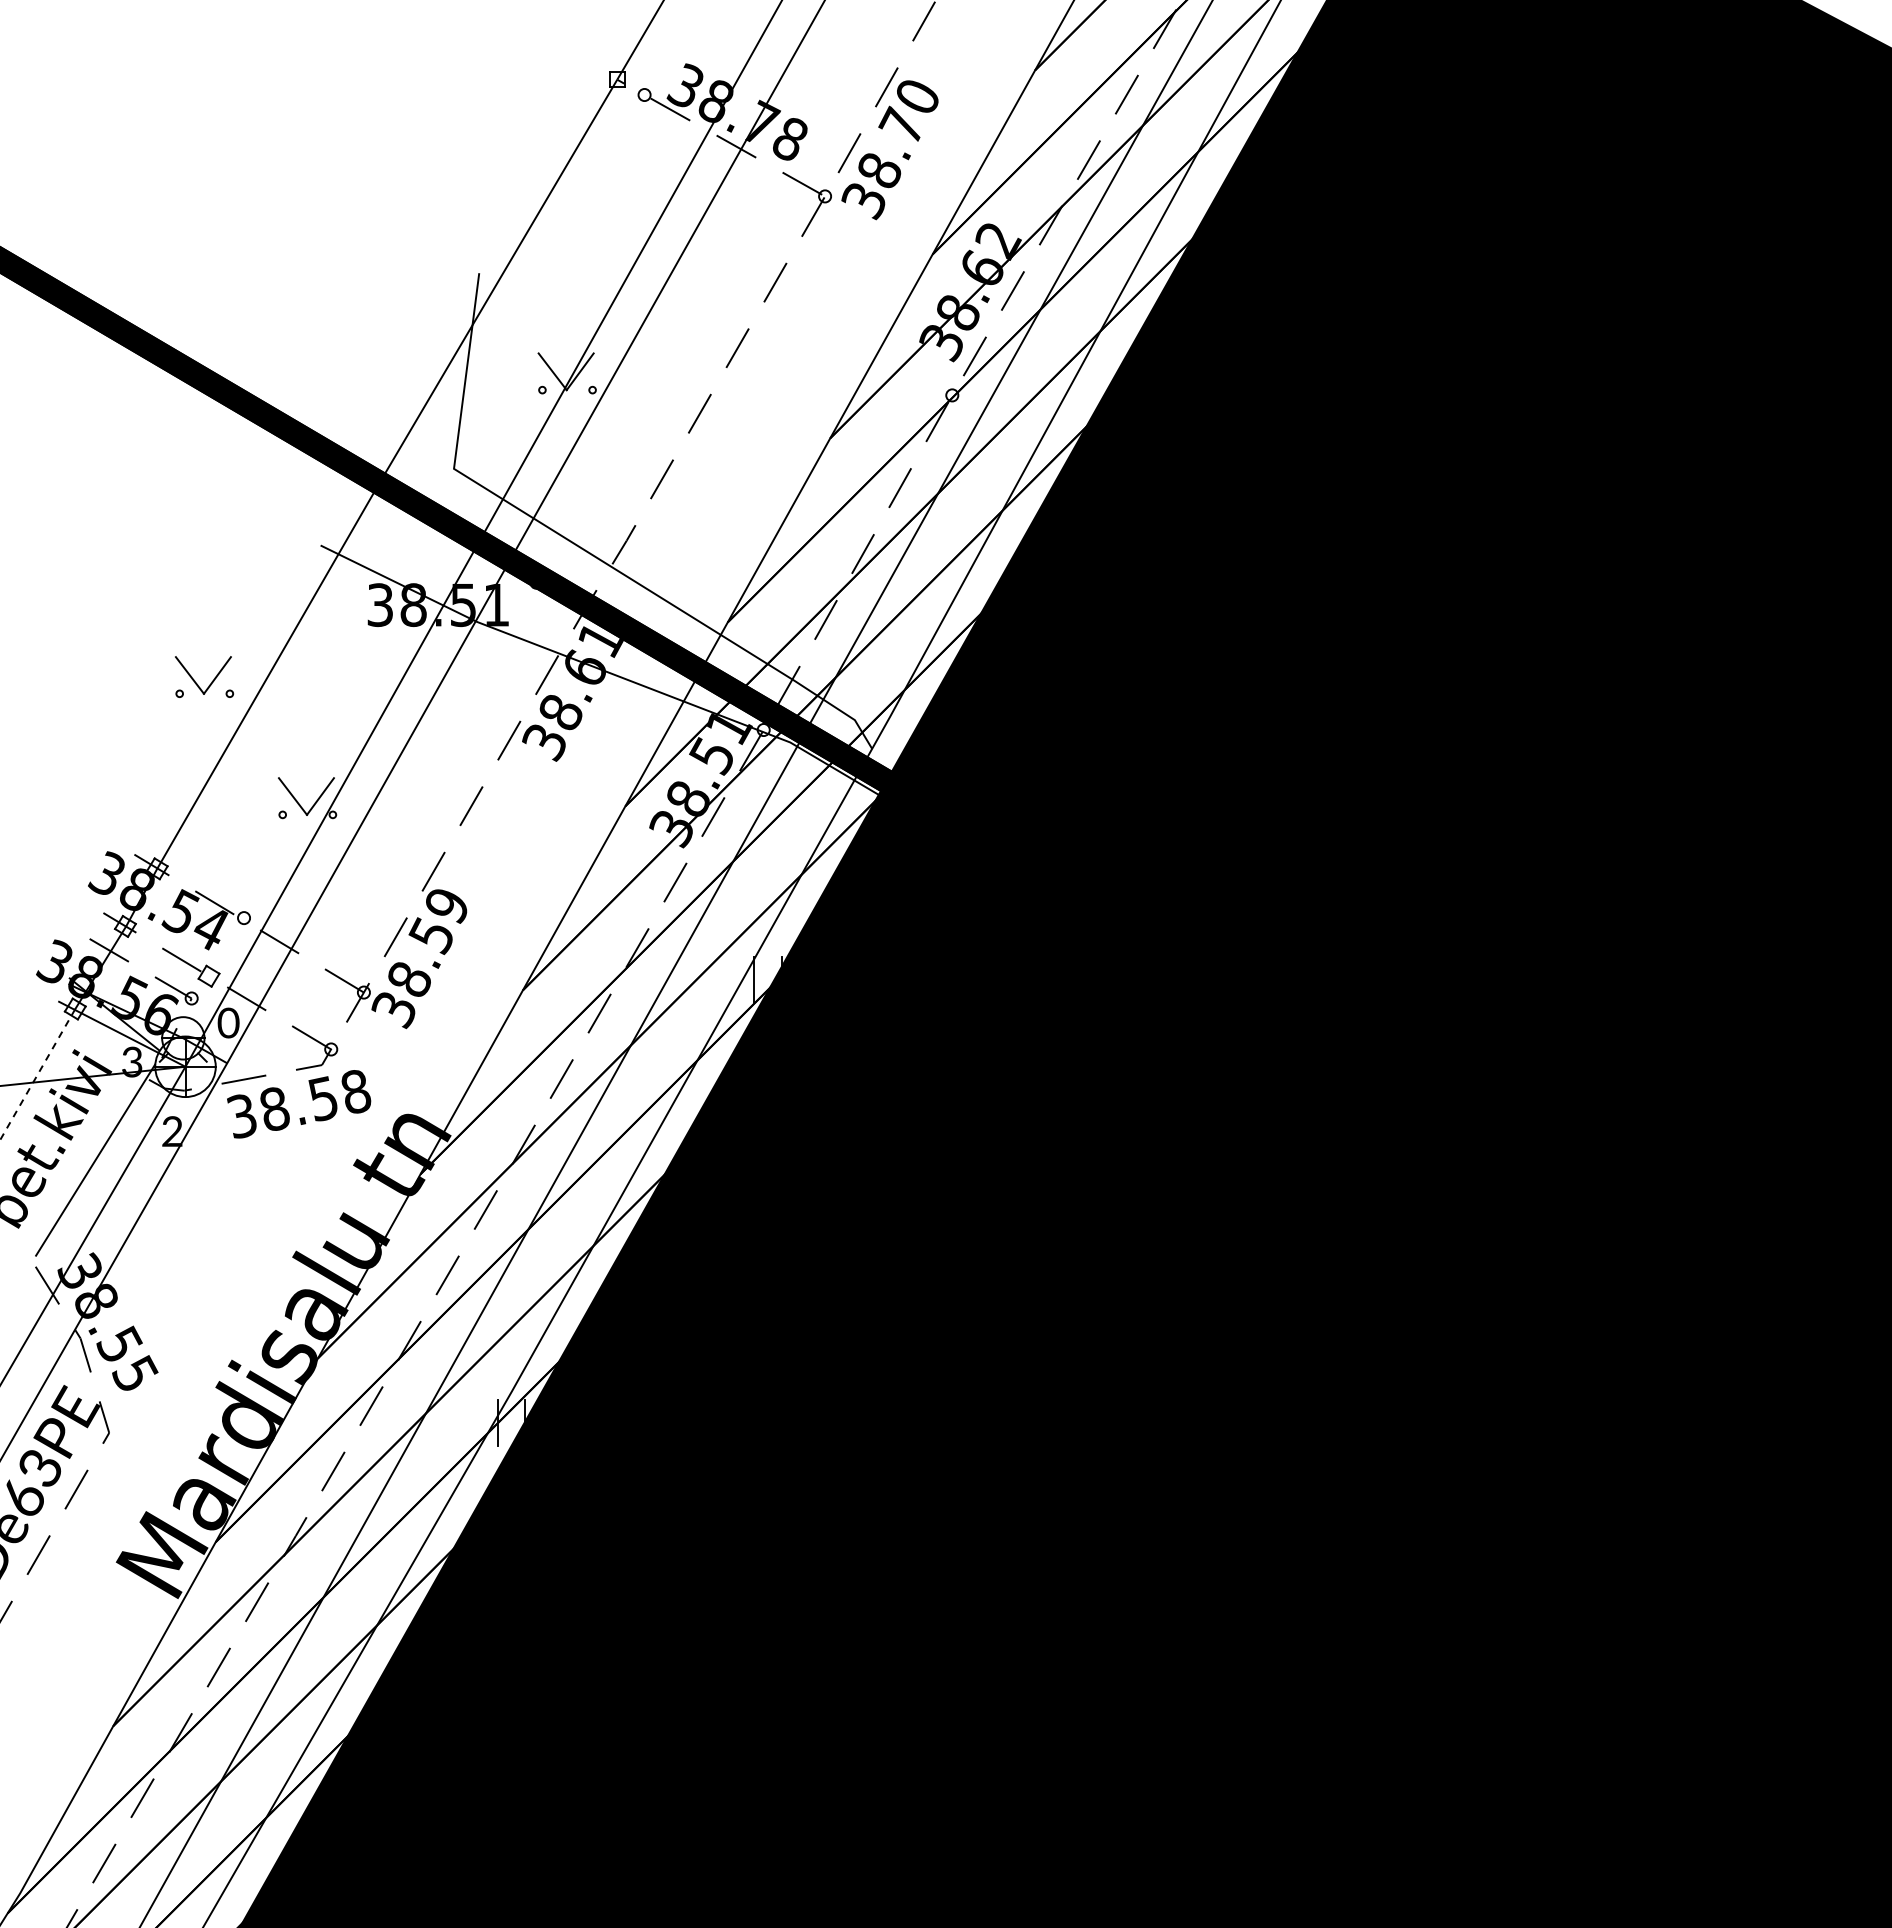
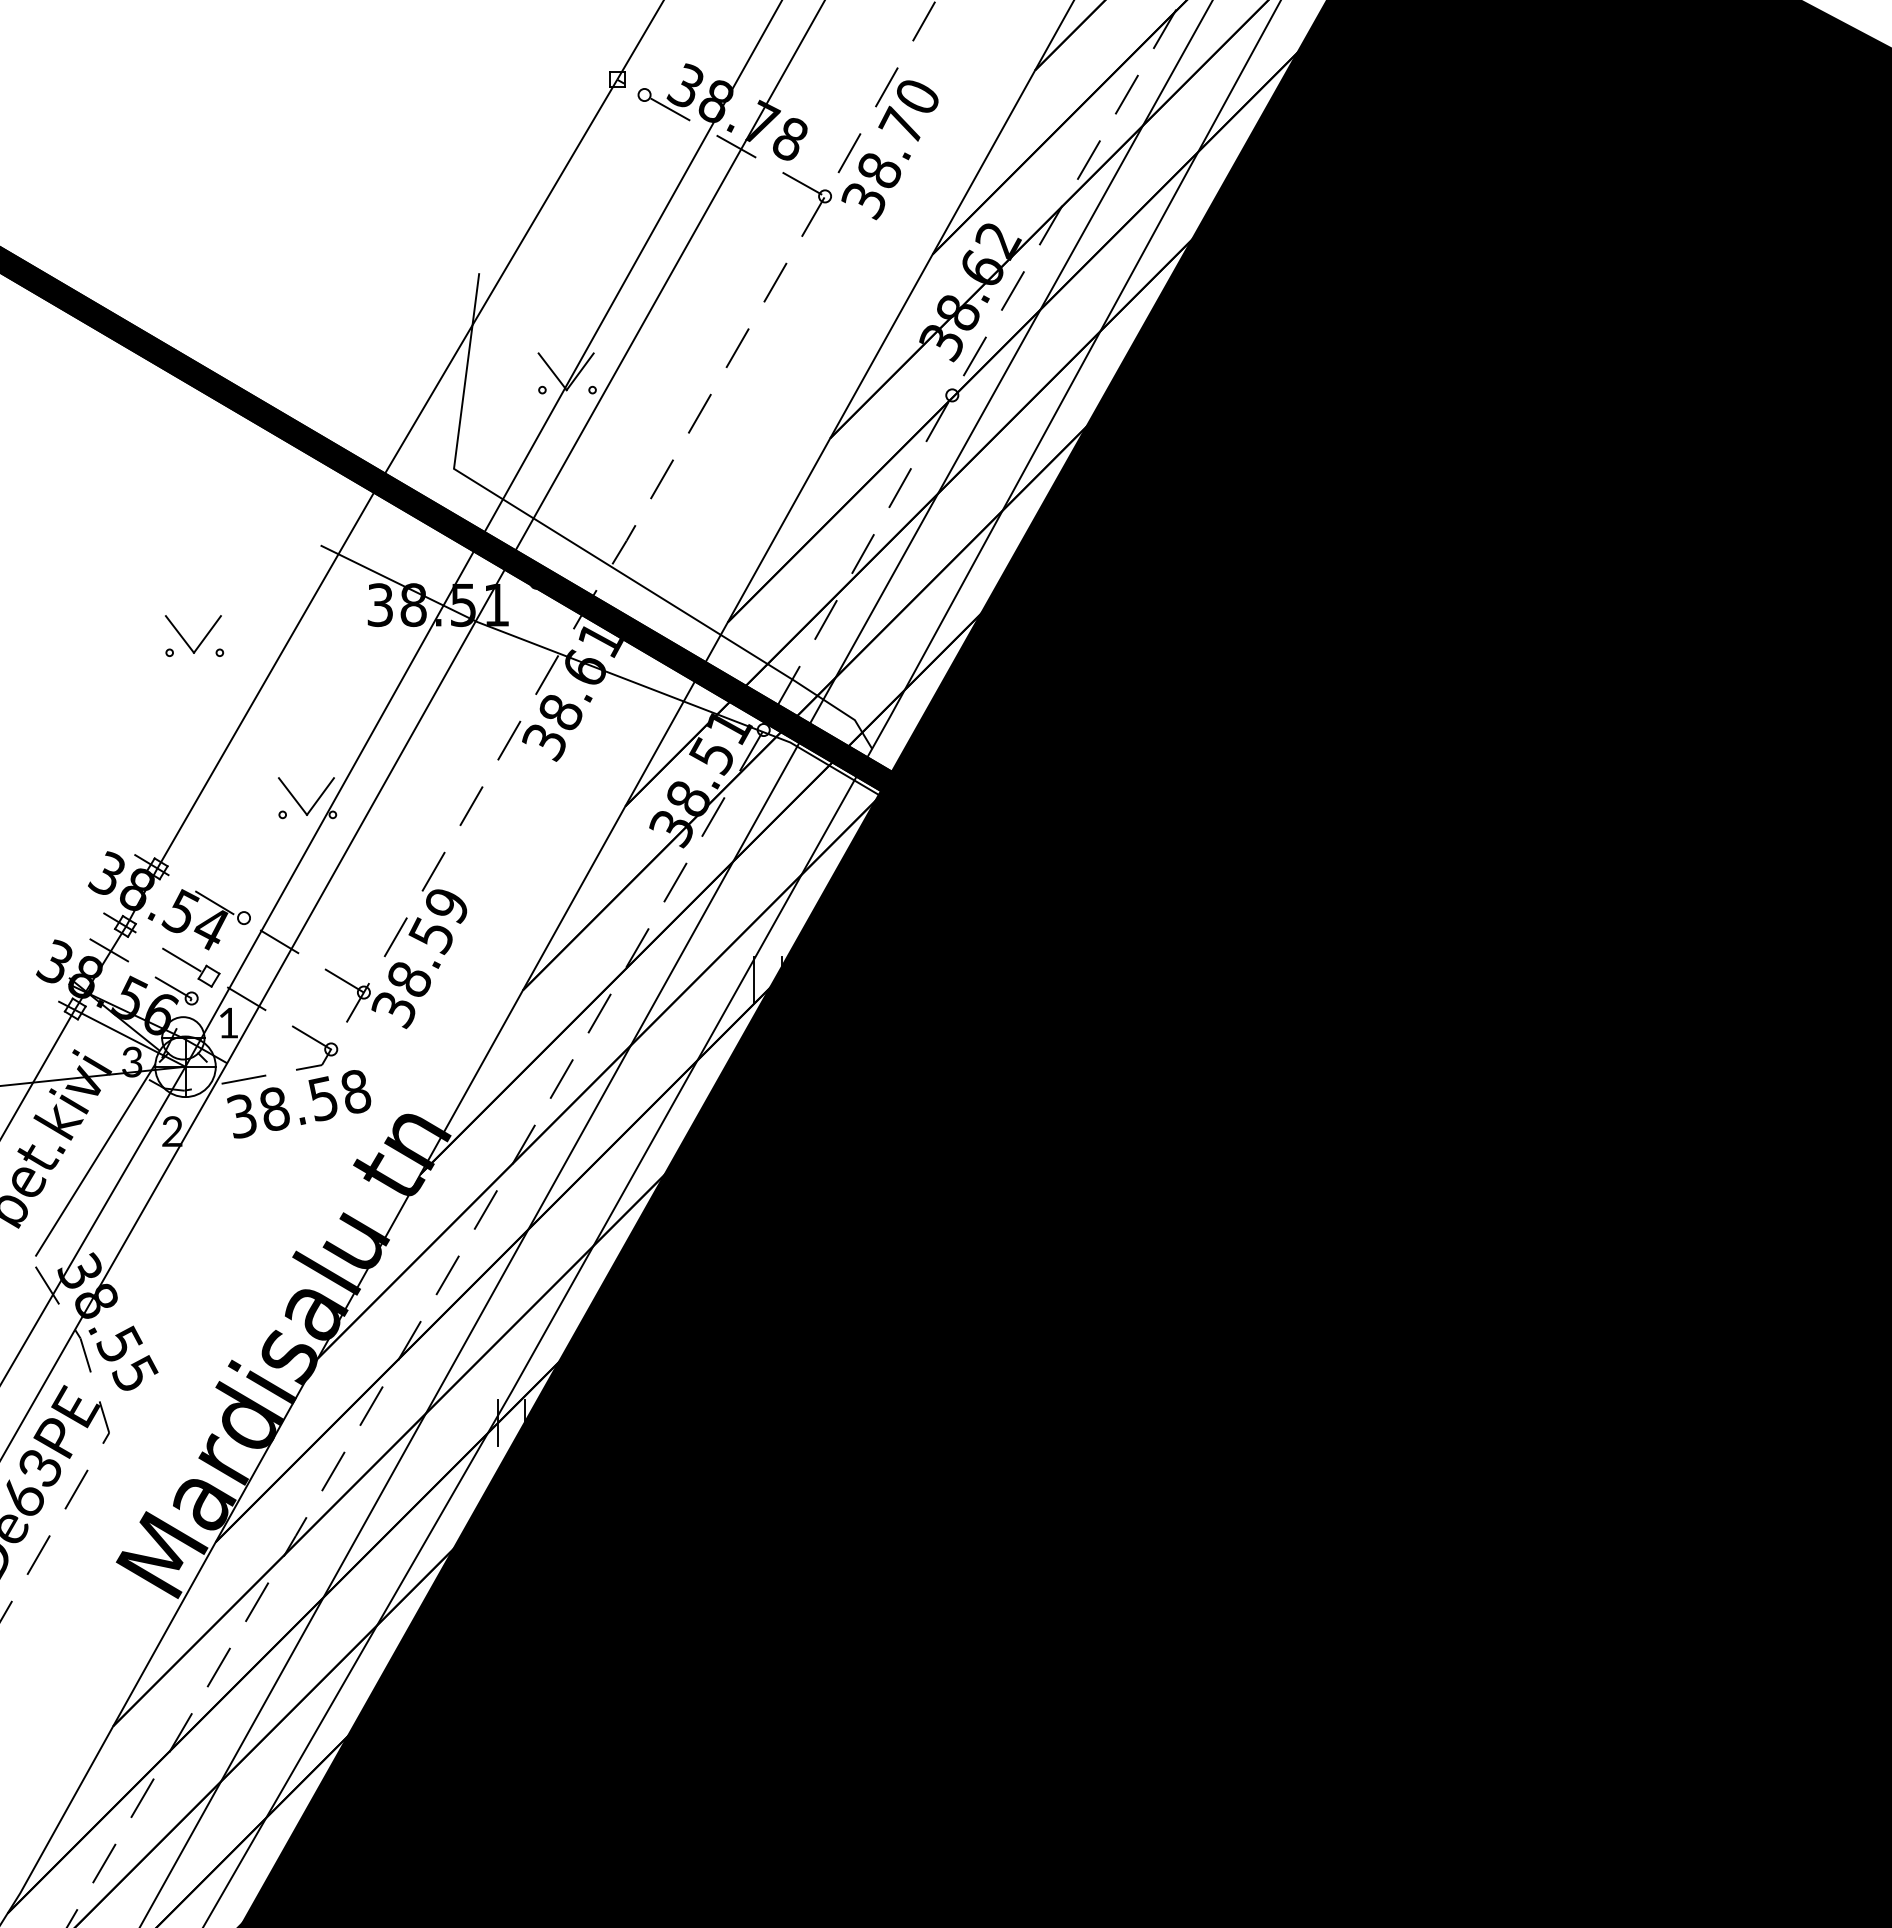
part position: (211, 681) -> (201, 640) (201, 640)
text: 0 -> 1 (228, 1022)
line: dashed -> solid (37, 1074)
